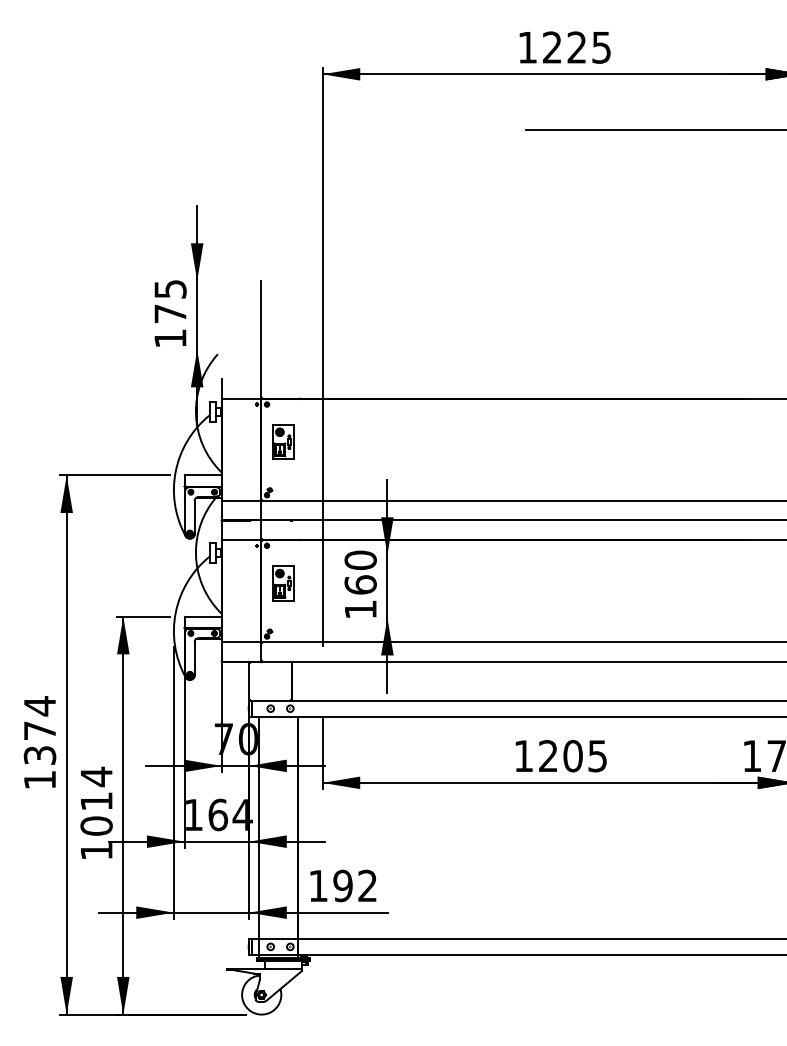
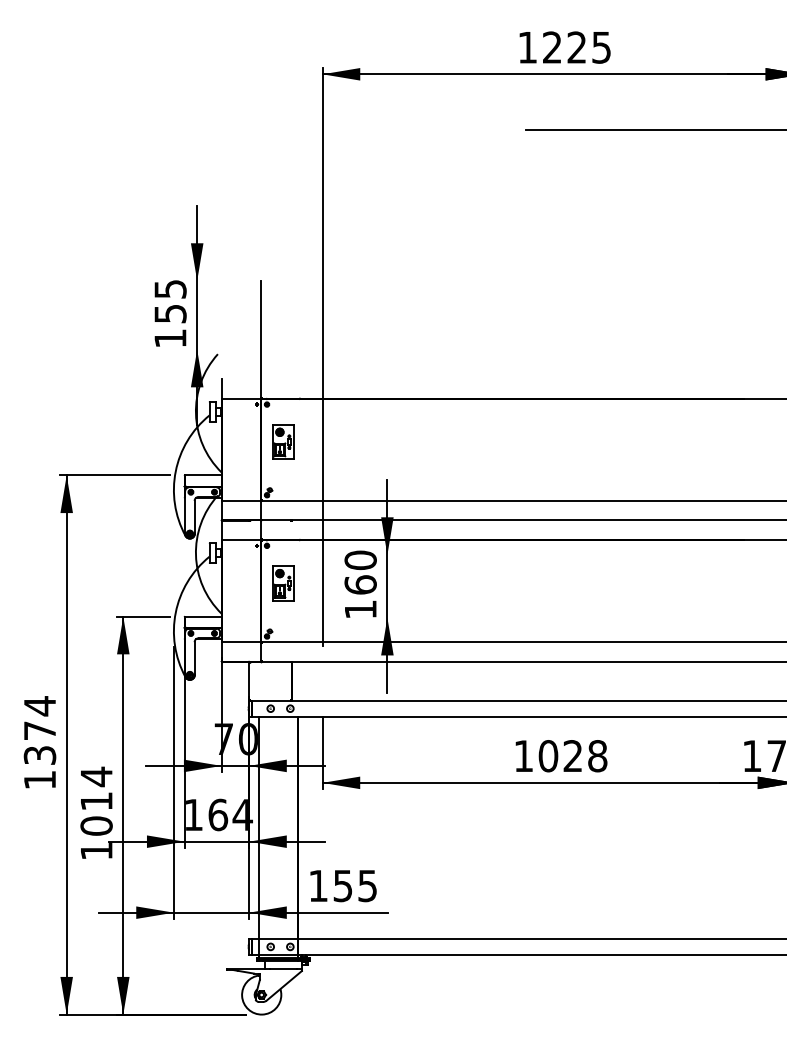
text: 175 -> 155 (170, 313)
text: 1205 -> 1028 (572, 756)
text: 192 -> 155 (354, 885)
